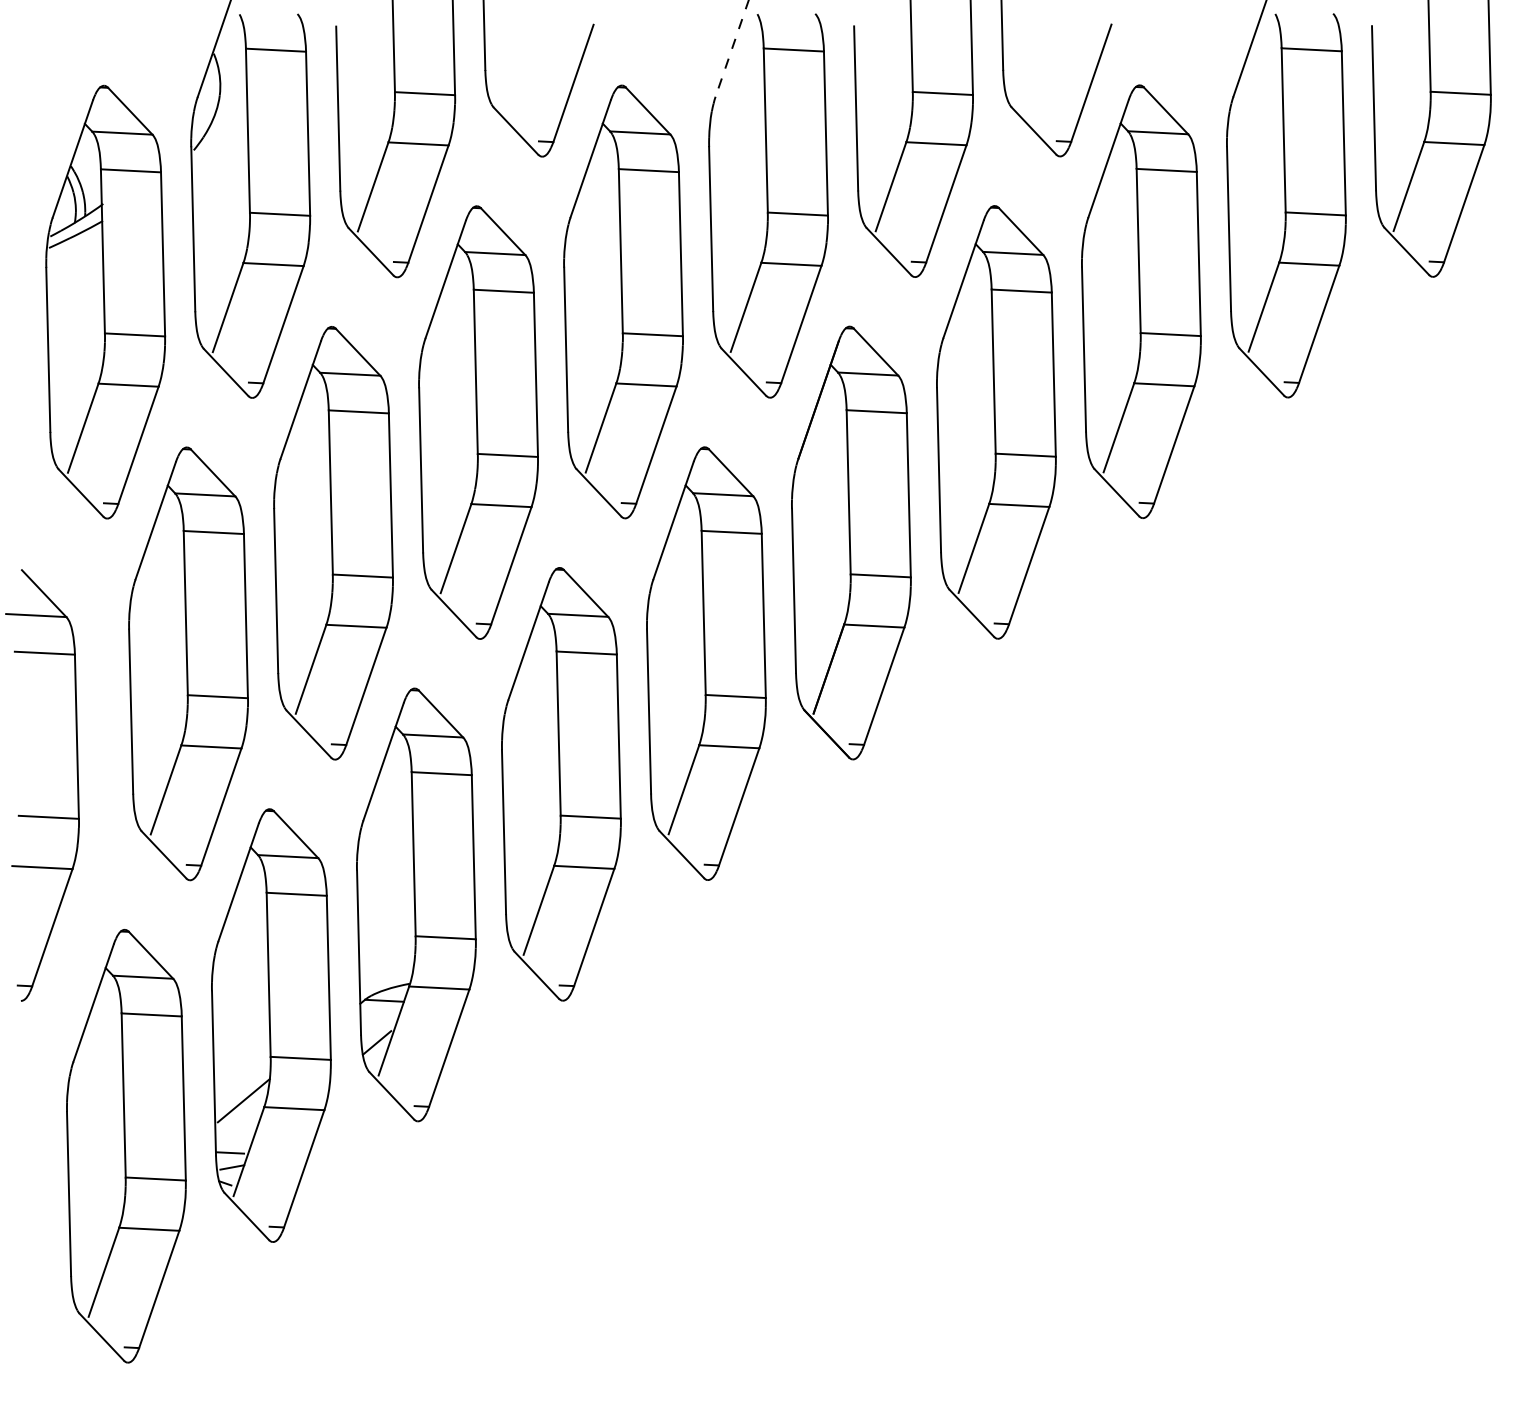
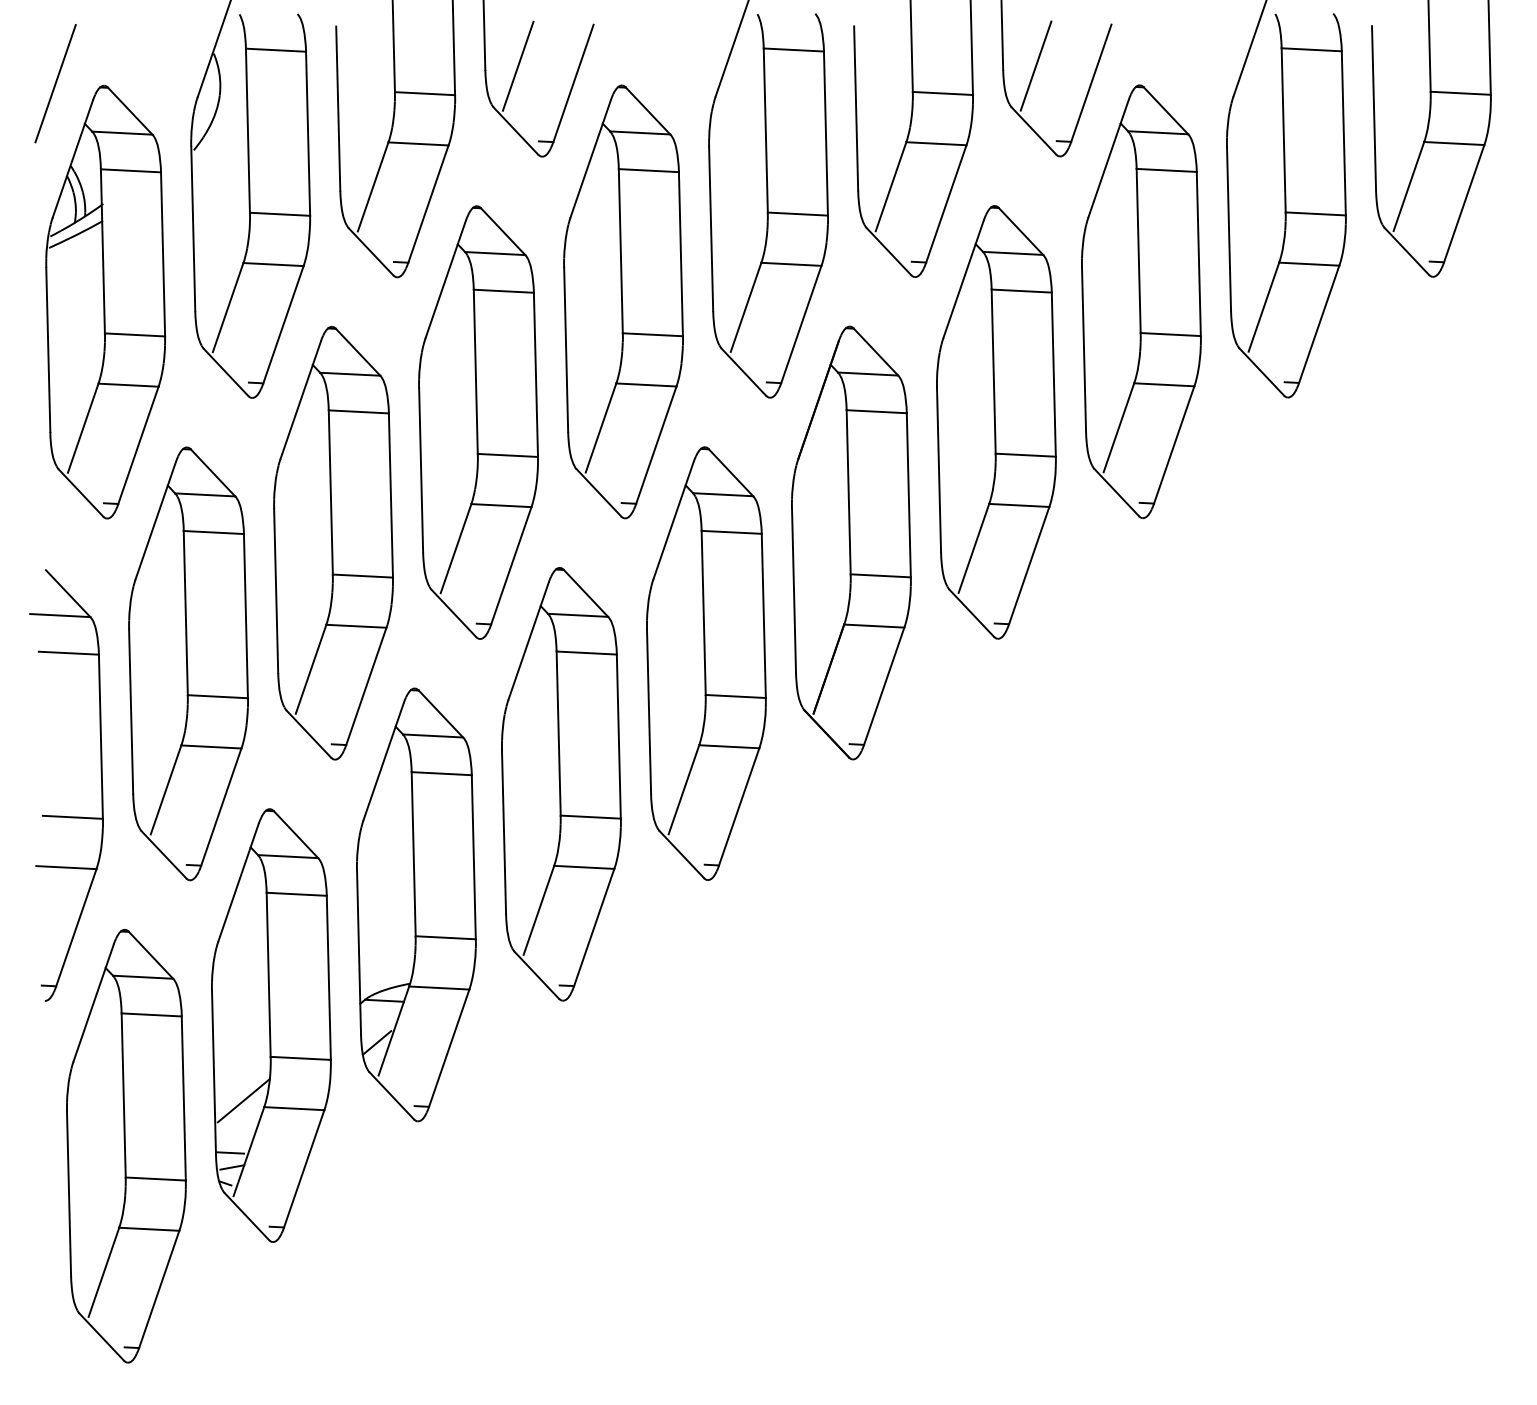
line: dashed -> solid (732, 48)
line: none -> present (517, 65)
line: none -> present (1035, 65)
line: none -> present (55, 83)
part position: (38, 815) -> (62, 815) (62, 815)
